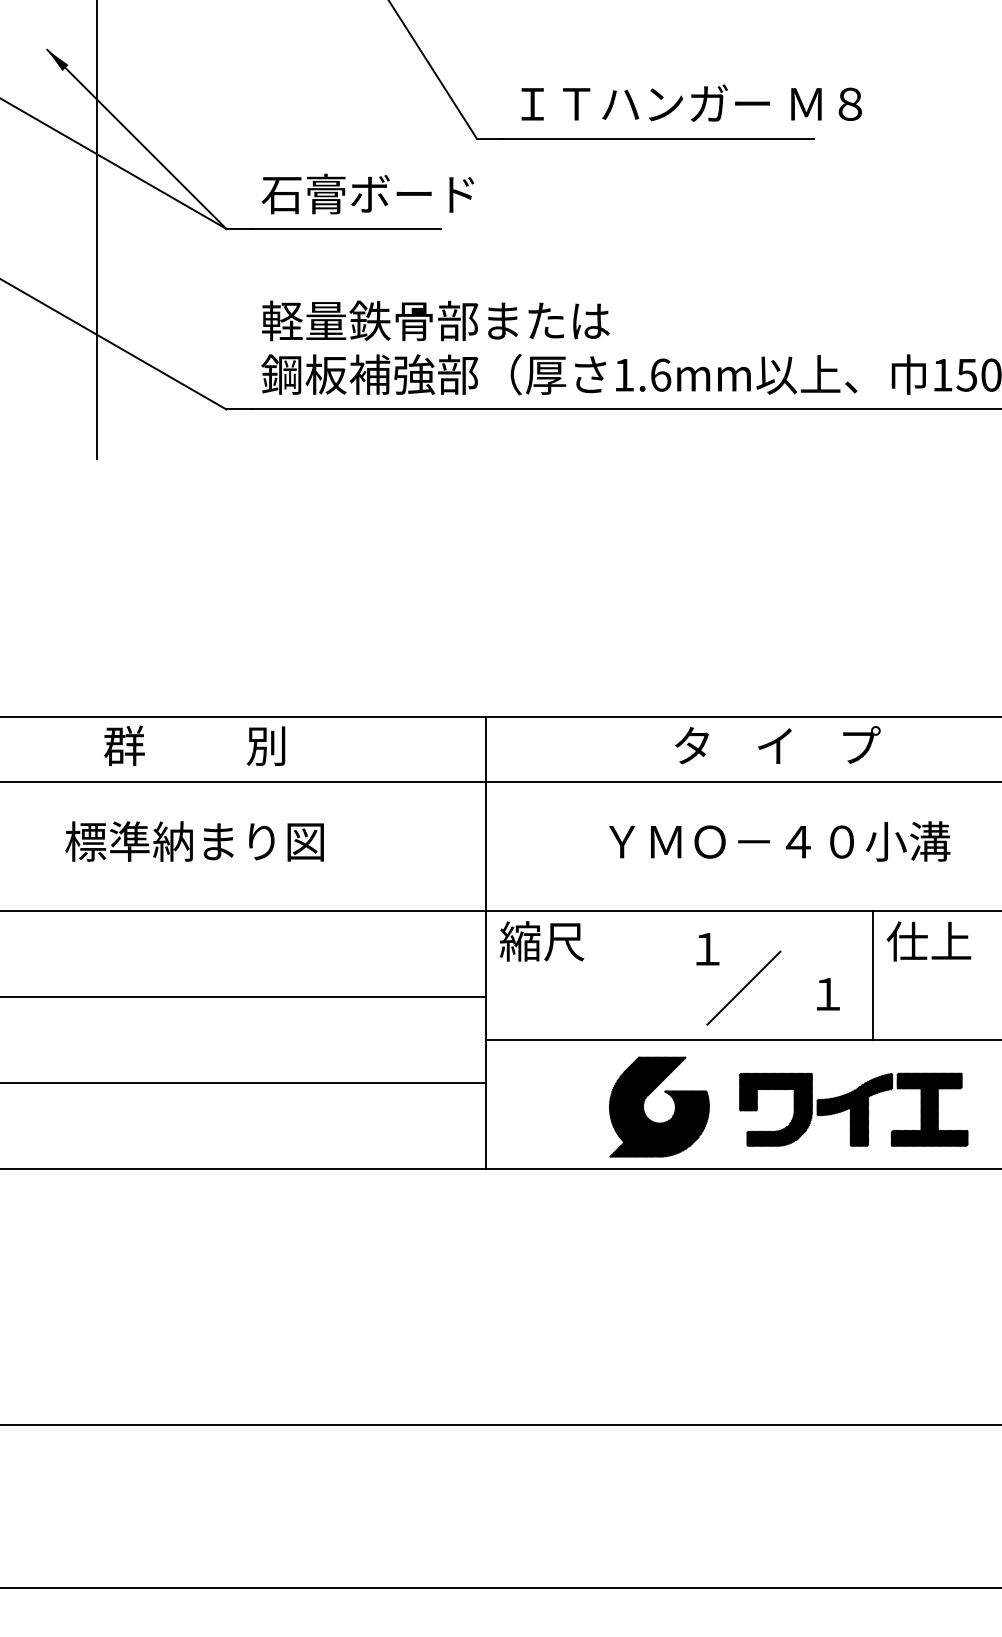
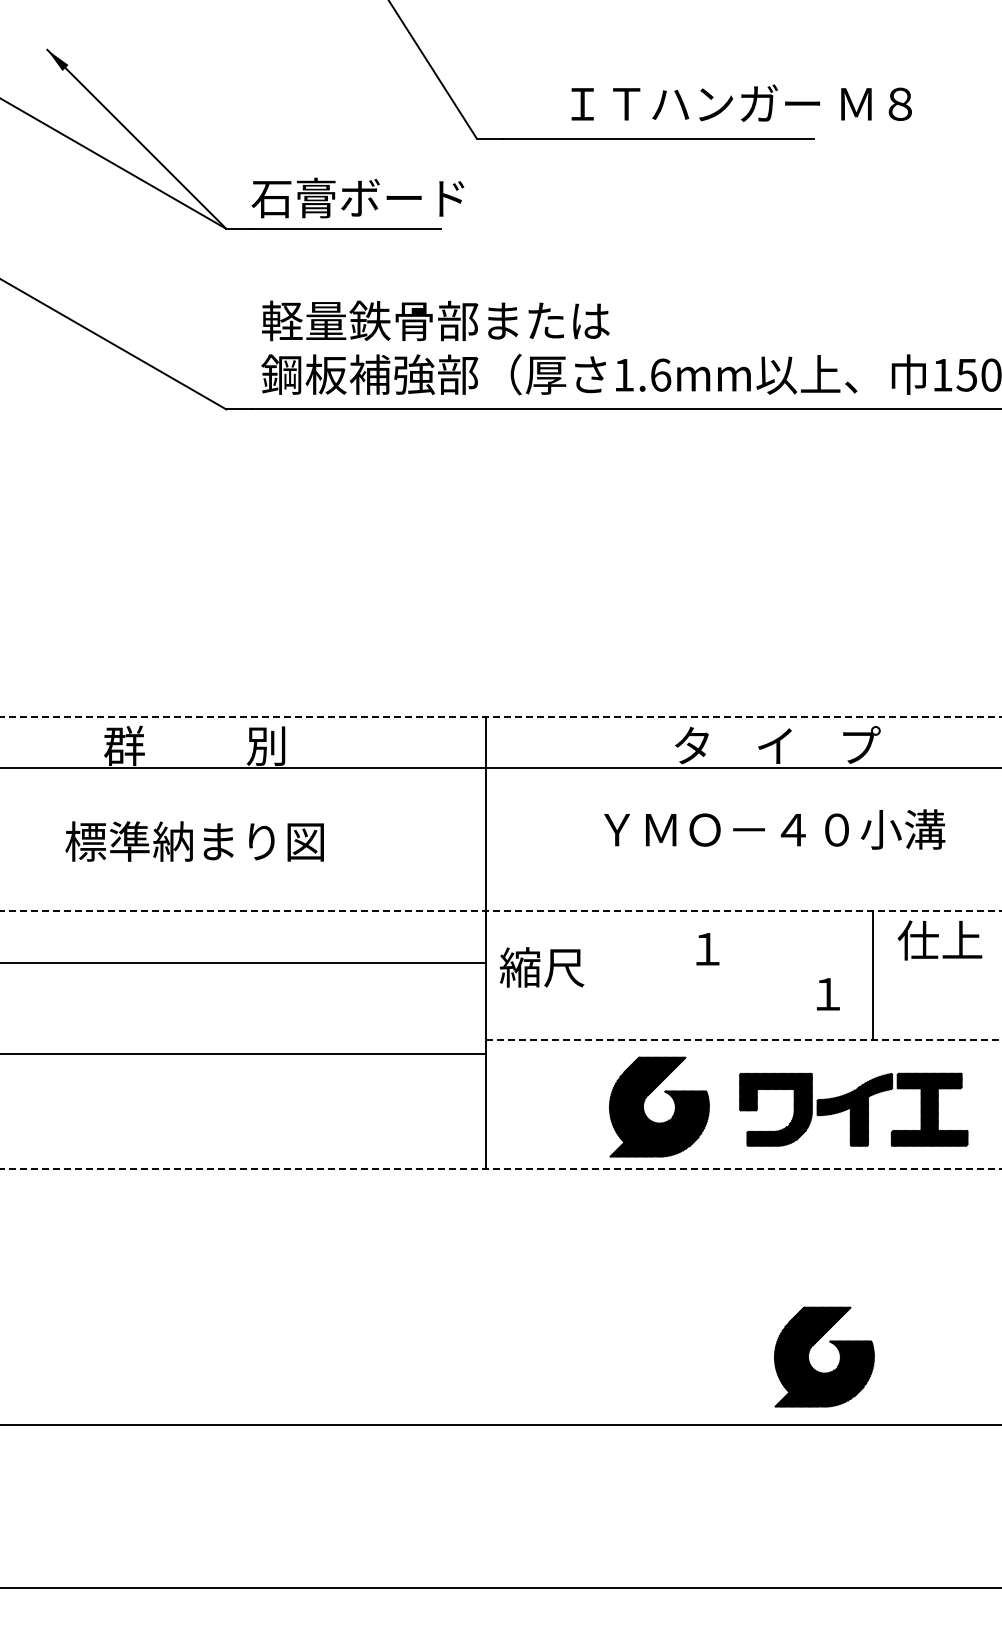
text position: (691, 102) -> (741, 102) (741, 102)
text position: (367, 193) -> (357, 197) (357, 197)
line: present -> none (97, 230)
line: solid -> dashed (501, 717)
line position: (500, 781) -> (500, 767) (500, 767)
text position: (779, 841) -> (774, 829) (774, 829)
line: solid -> dashed (501, 910)
text position: (542, 941) -> (542, 967) (542, 967)
text position: (928, 941) -> (939, 940) (939, 940)
line: present -> none (743, 987)
line position: (243, 996) -> (243, 962) (243, 962)
line: solid -> dashed (743, 1039)
line position: (243, 1082) -> (243, 1053) (243, 1053)
line: solid -> dashed (501, 1168)
part: none -> present (831, 1343)
